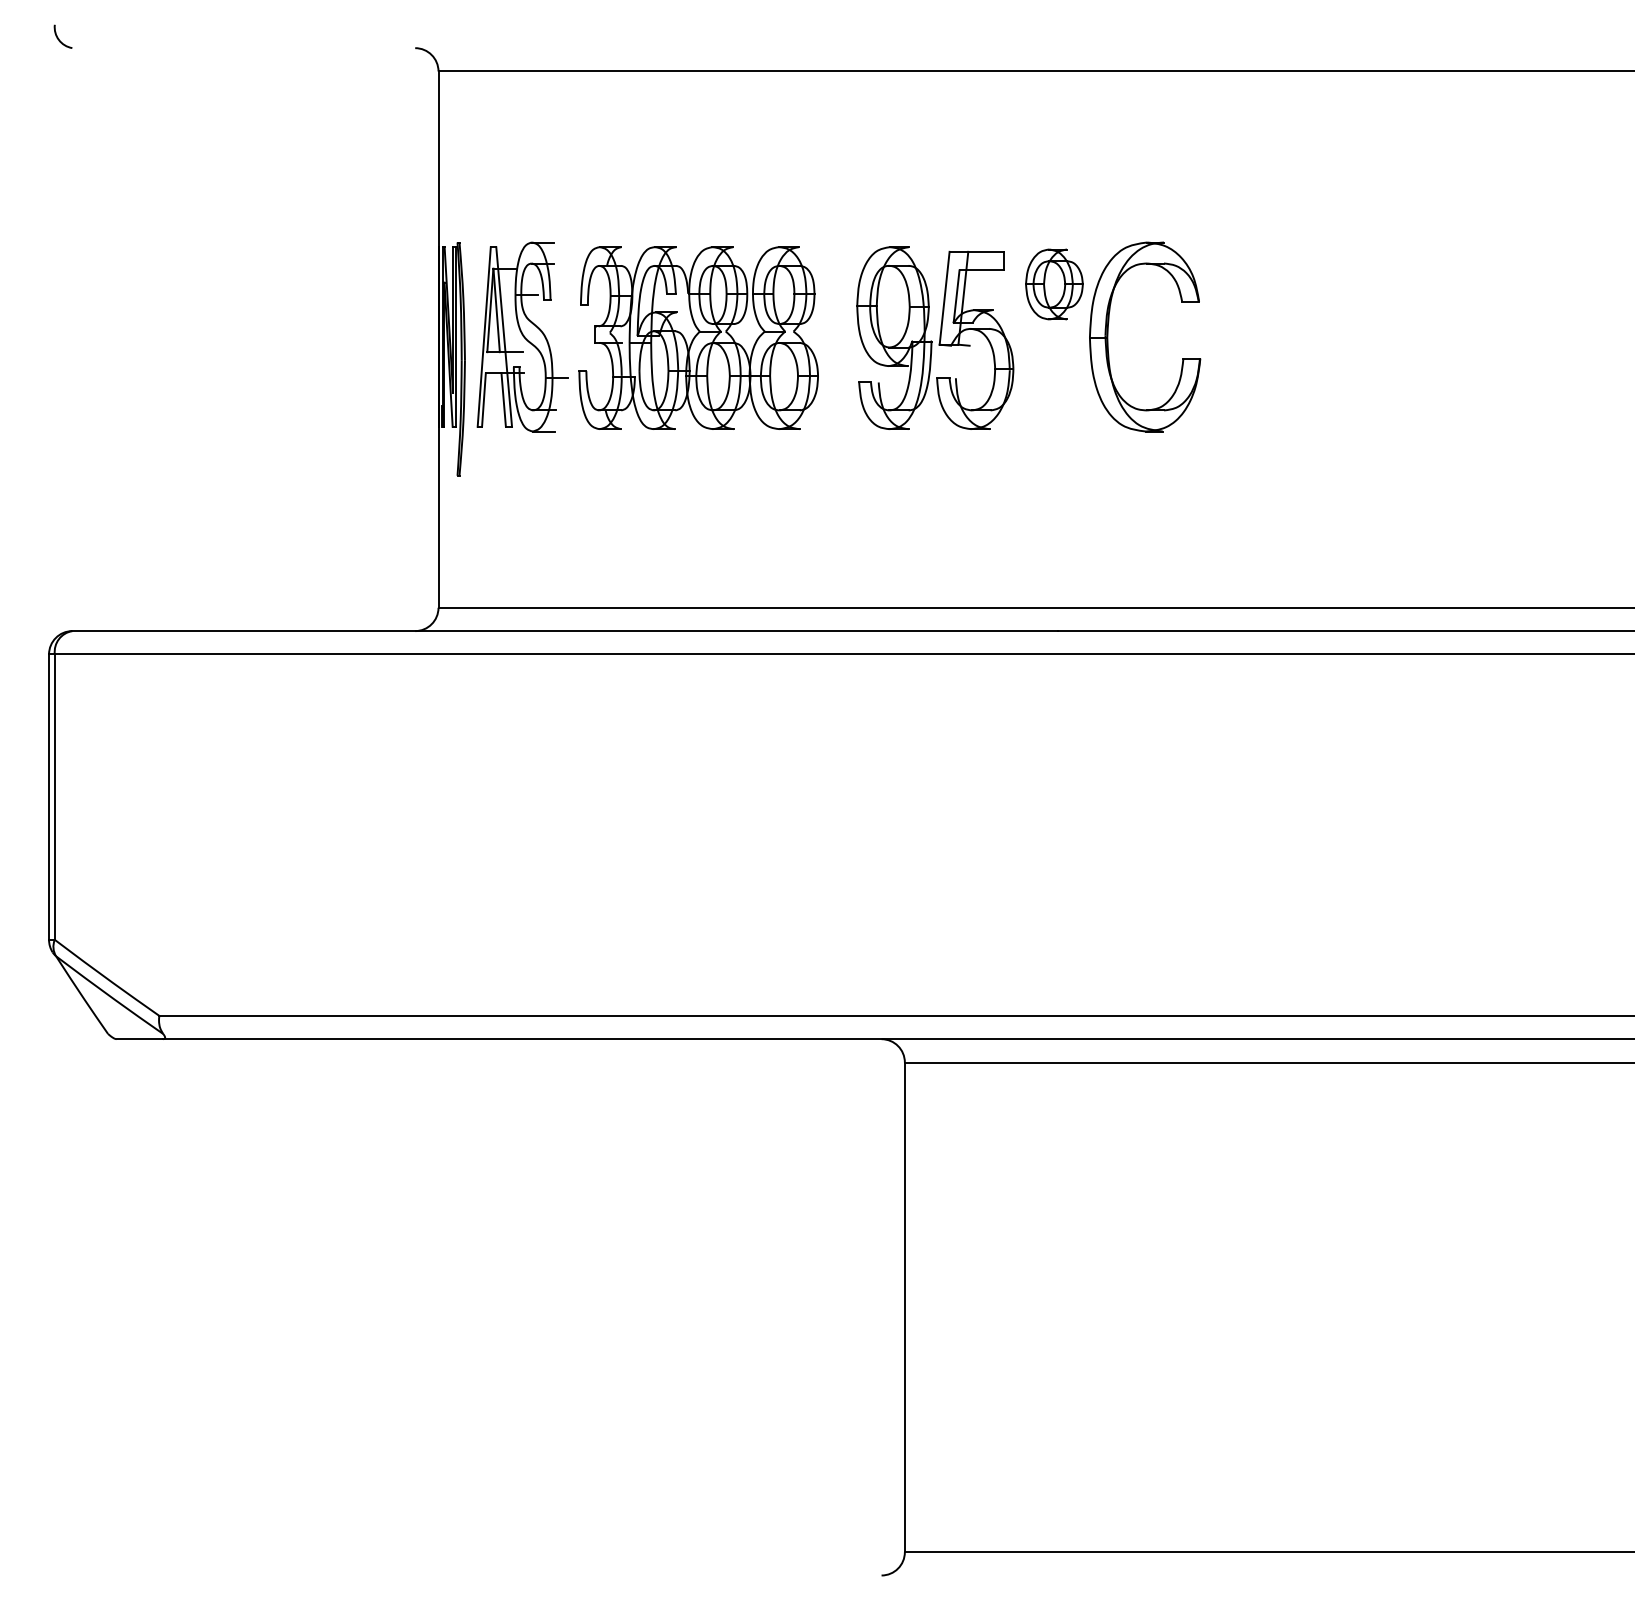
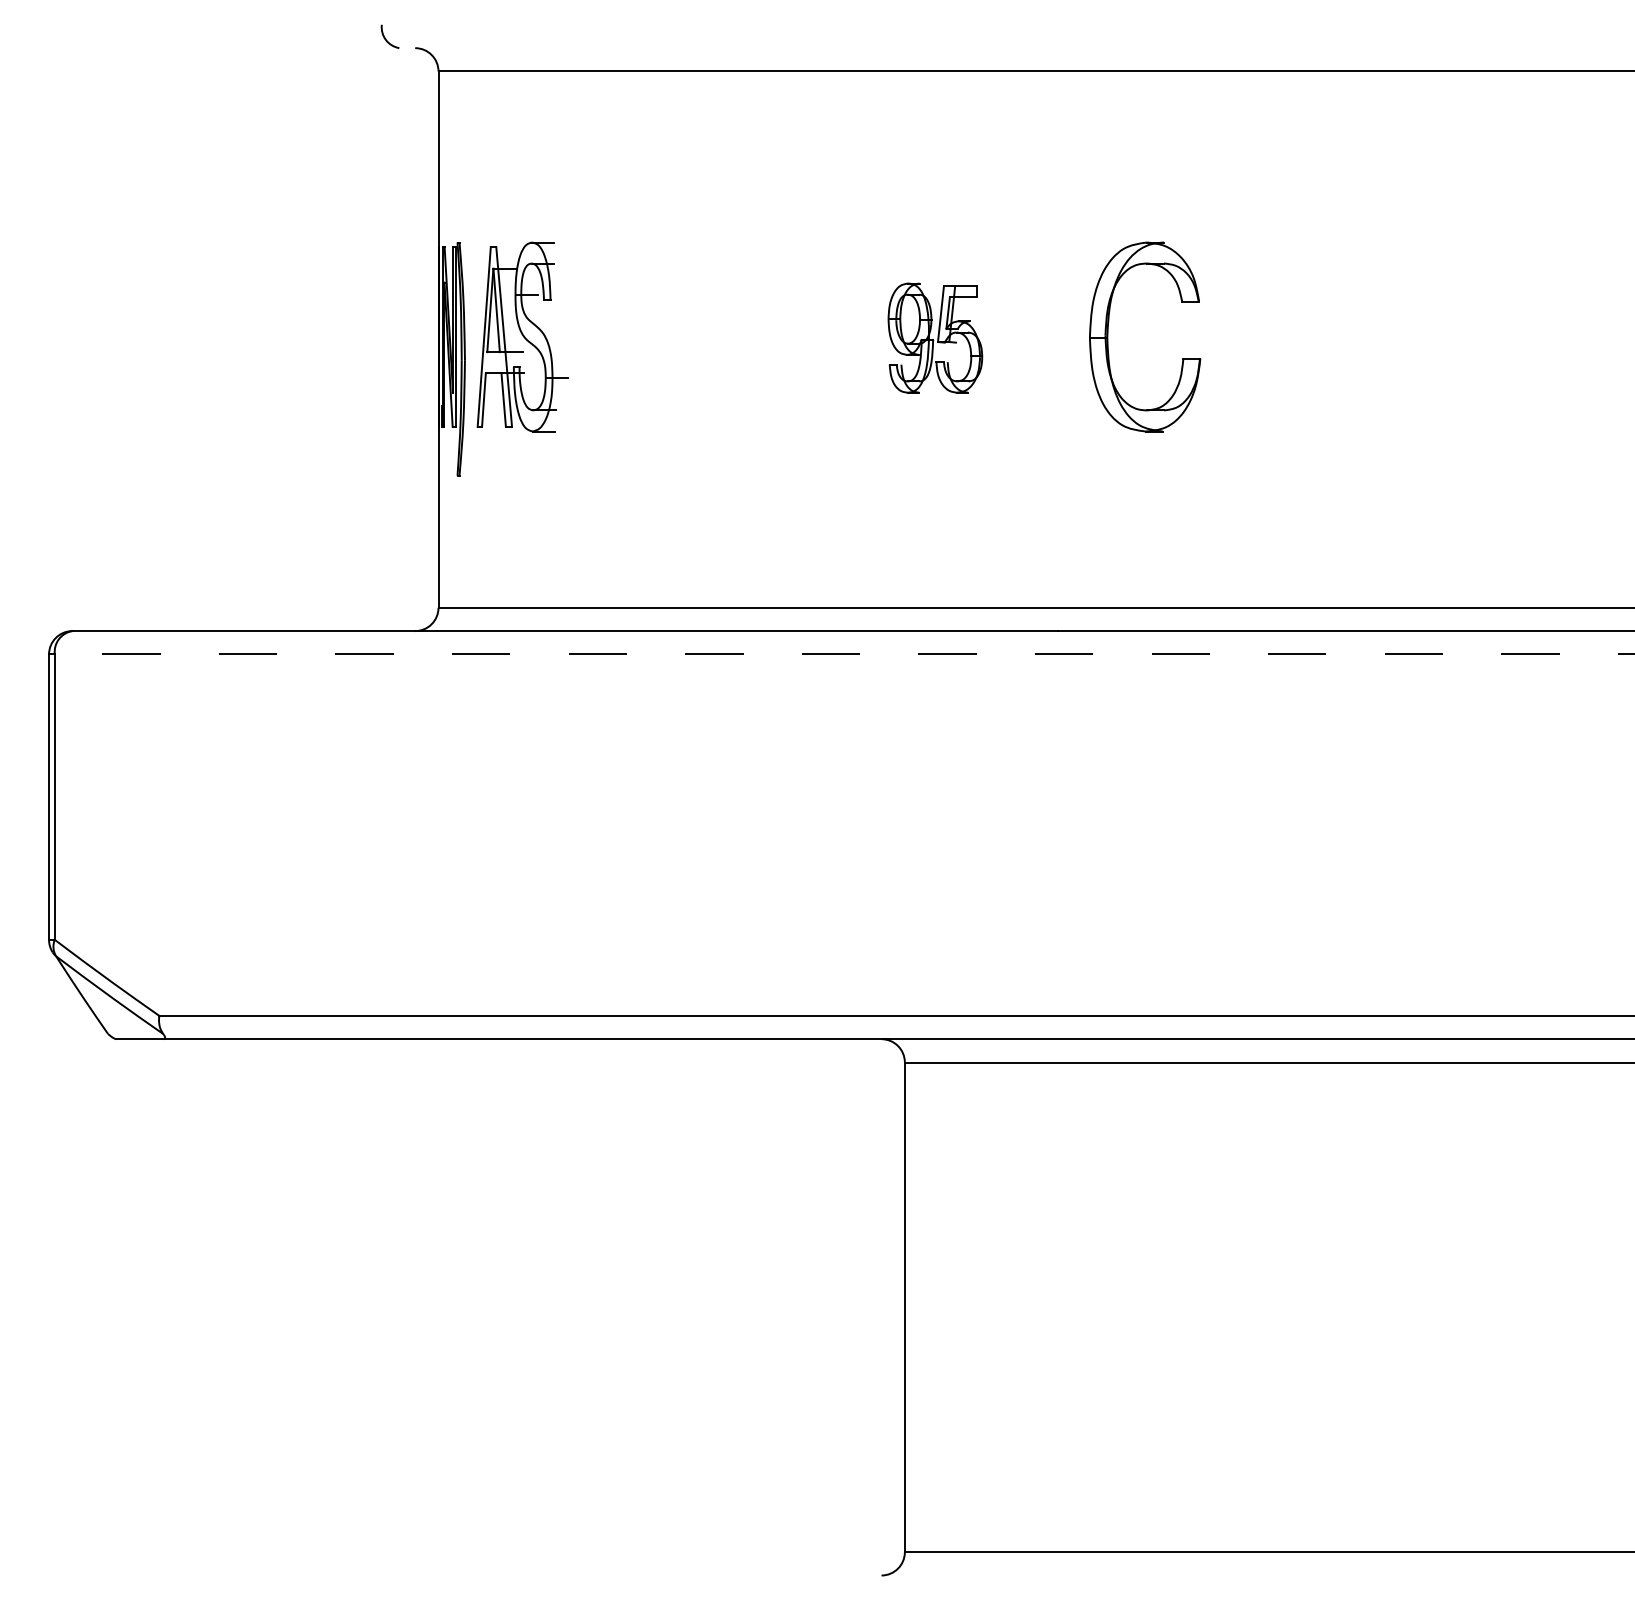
arc position: (59, 38) -> (386, 38) (386, 38)
part: present -> none (1054, 284)
part: present -> none (698, 337)
part size: 159x184 px -> 97x112 px (935, 337)
line: solid -> dashed (844, 654)
